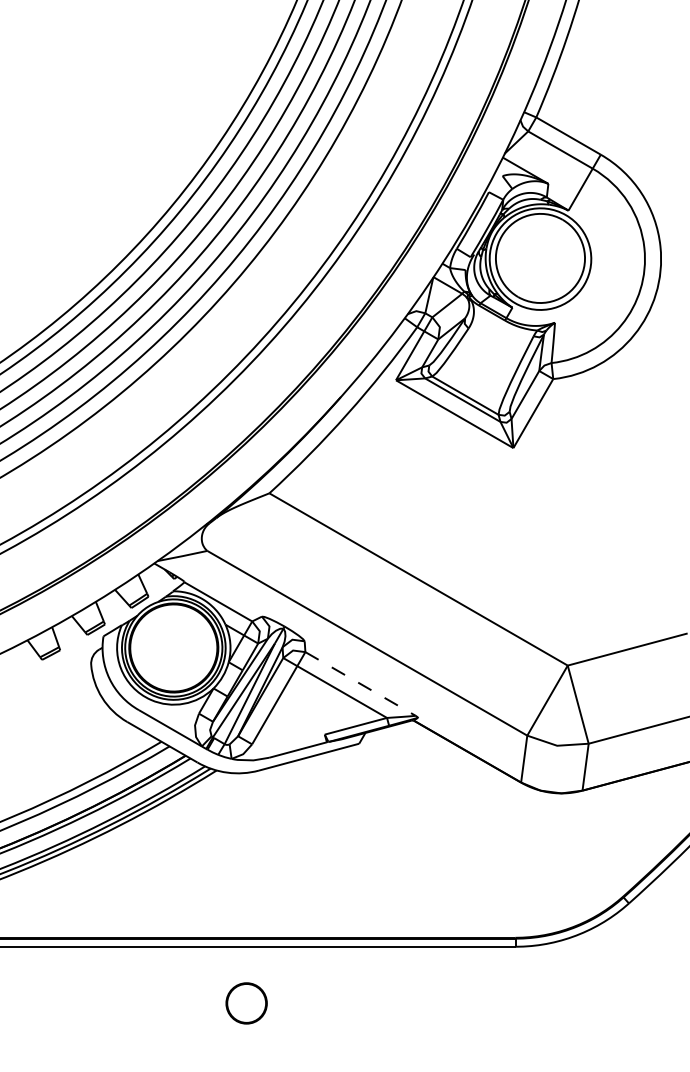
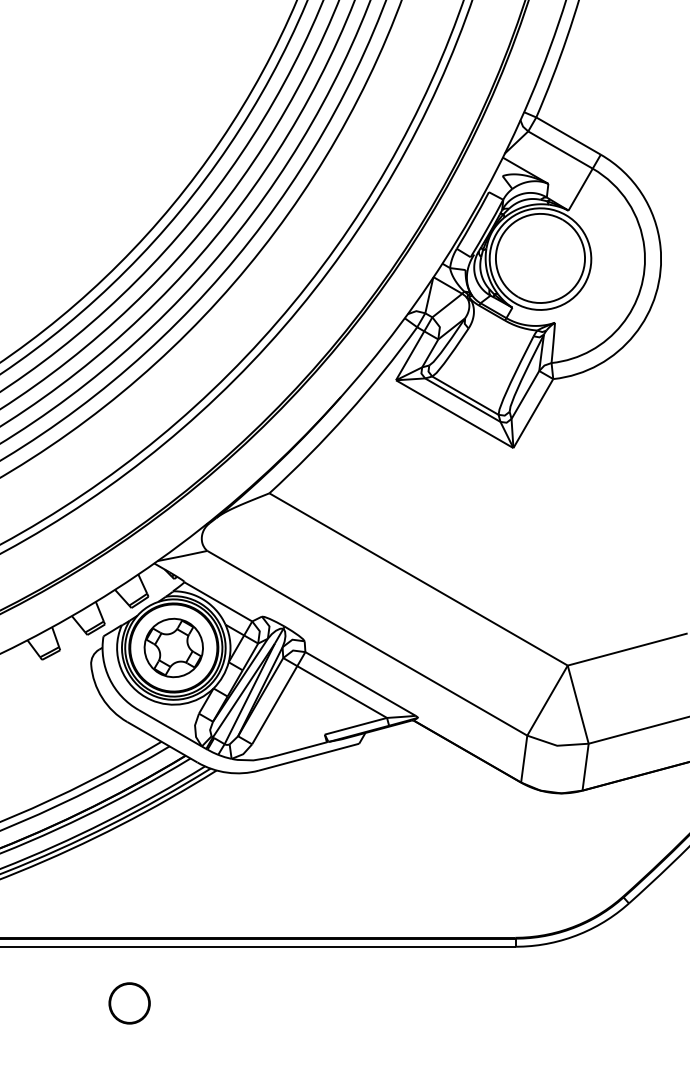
part: none -> present (173, 647)
line: dashed -> solid (360, 683)
part position: (246, 1003) -> (129, 1003) (129, 1003)
